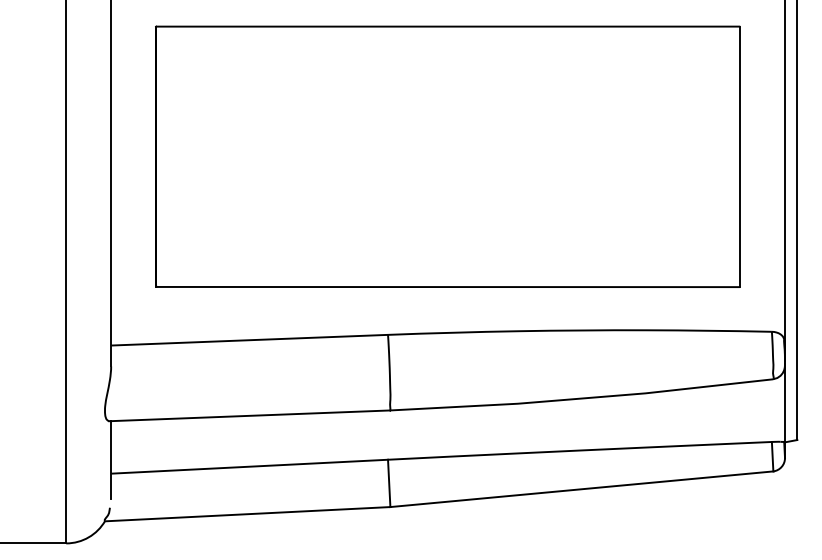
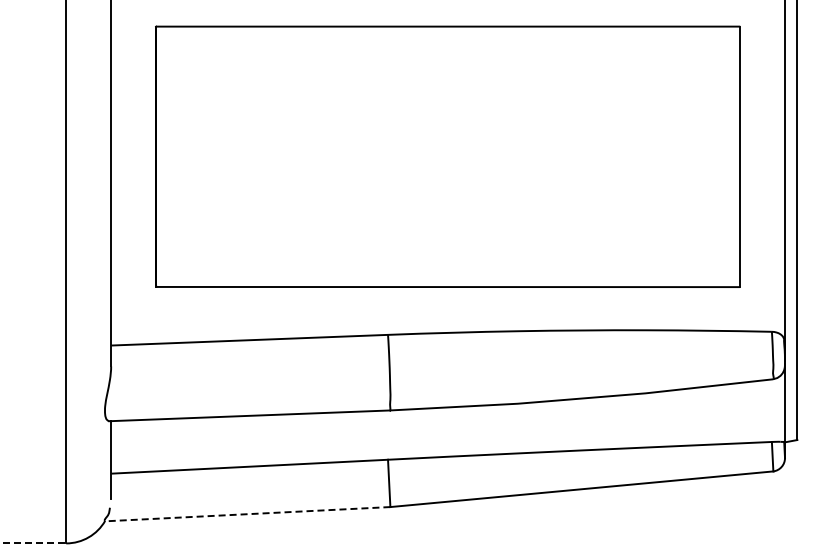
line: solid -> dashed (247, 514)
line: solid -> dashed (33, 543)
